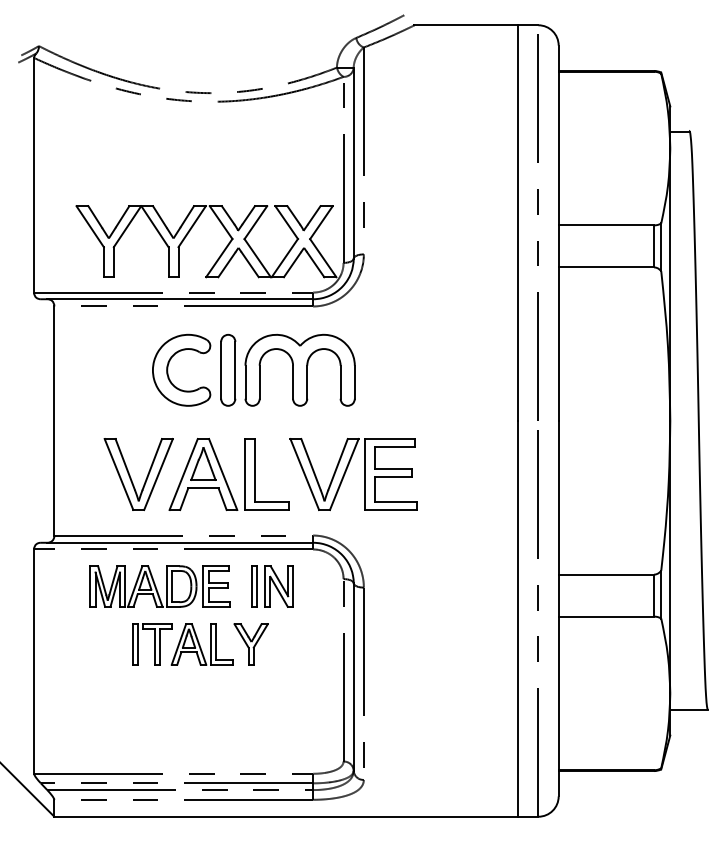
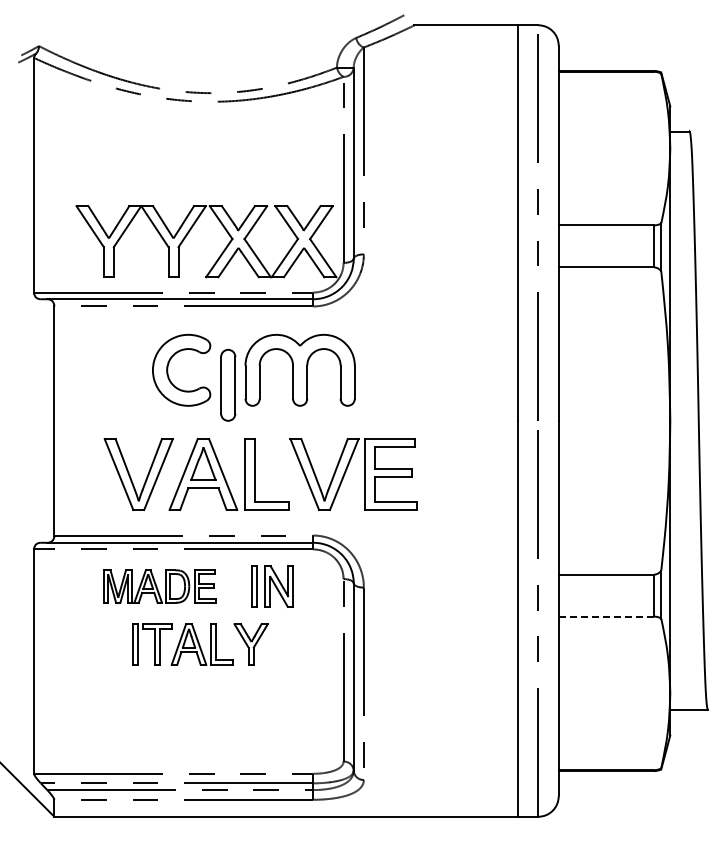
part position: (228, 370) -> (228, 385) (228, 385)
part size: 142x43 px -> 114x35 px (159, 586)
line: solid -> dashed (606, 616)
